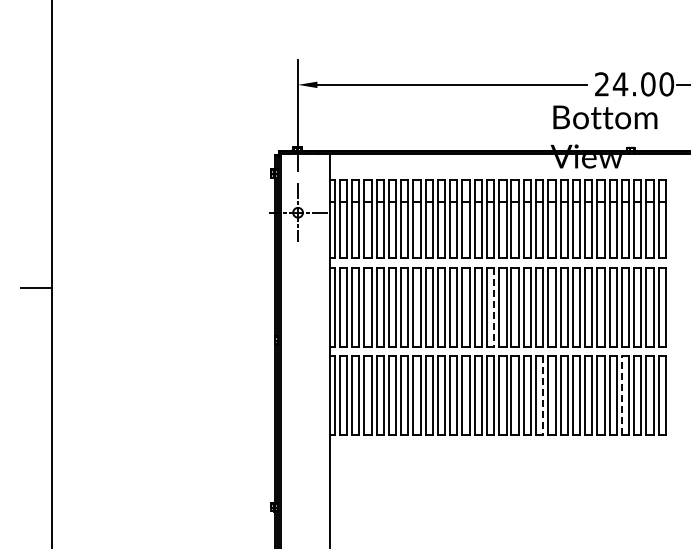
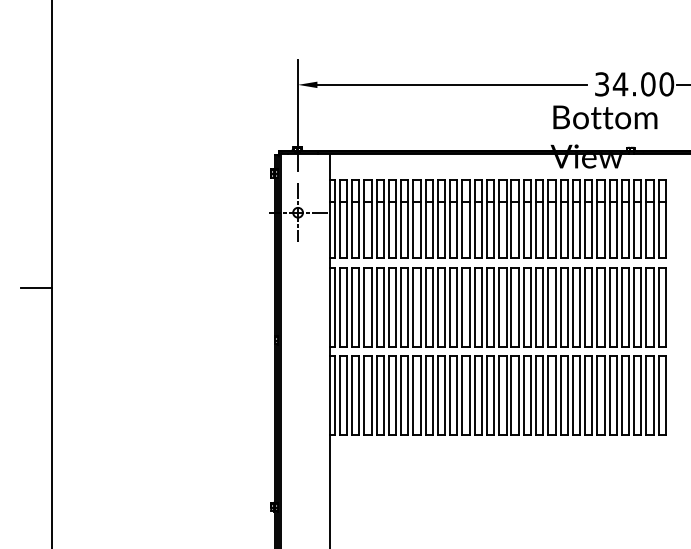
text: 24.00 -> 34.00 (601, 84)
line: dashed -> solid (494, 307)
line: dashed -> solid (621, 395)
line: dashed -> solid (543, 396)
